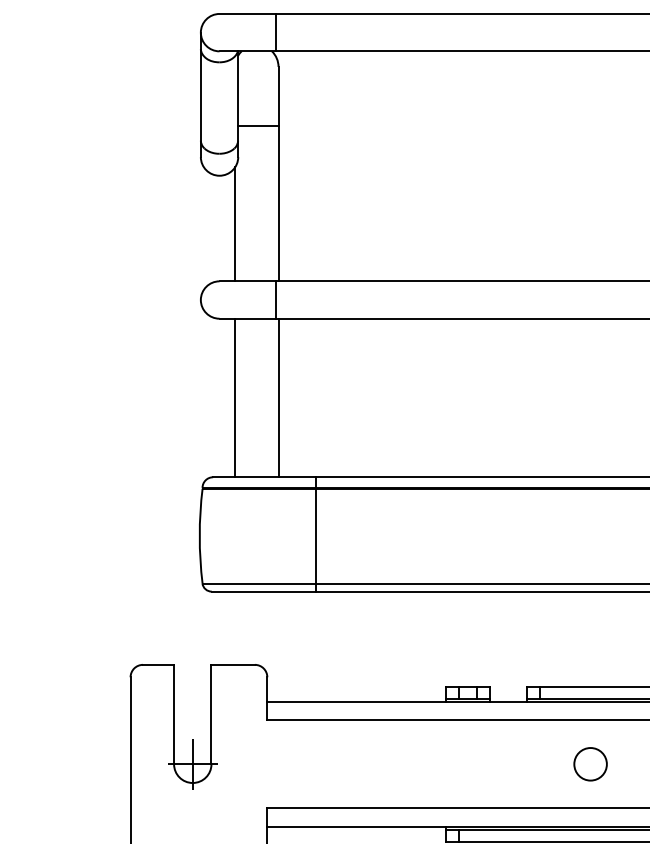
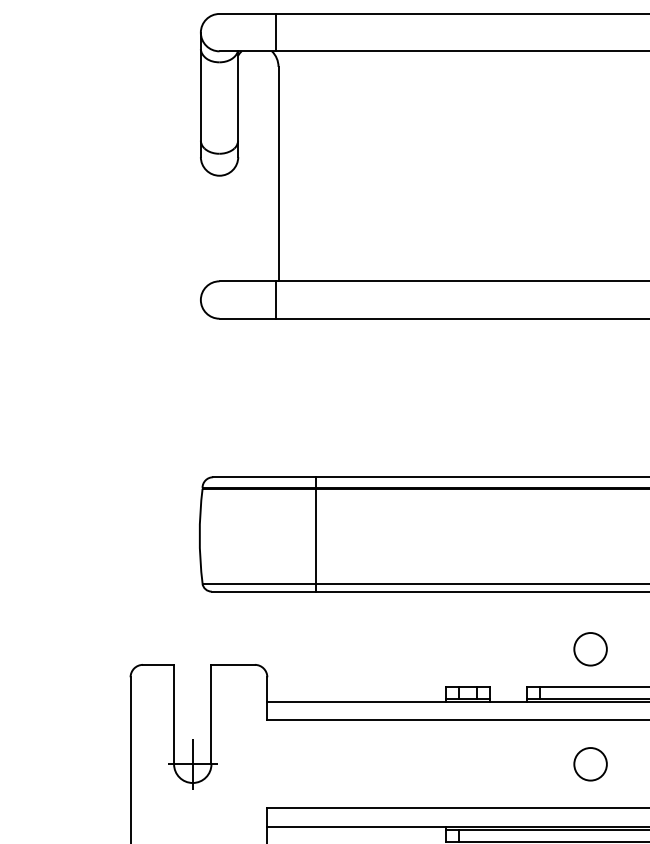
line: present -> none (258, 126)
line: present -> none (235, 224)
line: present -> none (235, 397)
line: present -> none (278, 397)
circle: none -> present (590, 649)
